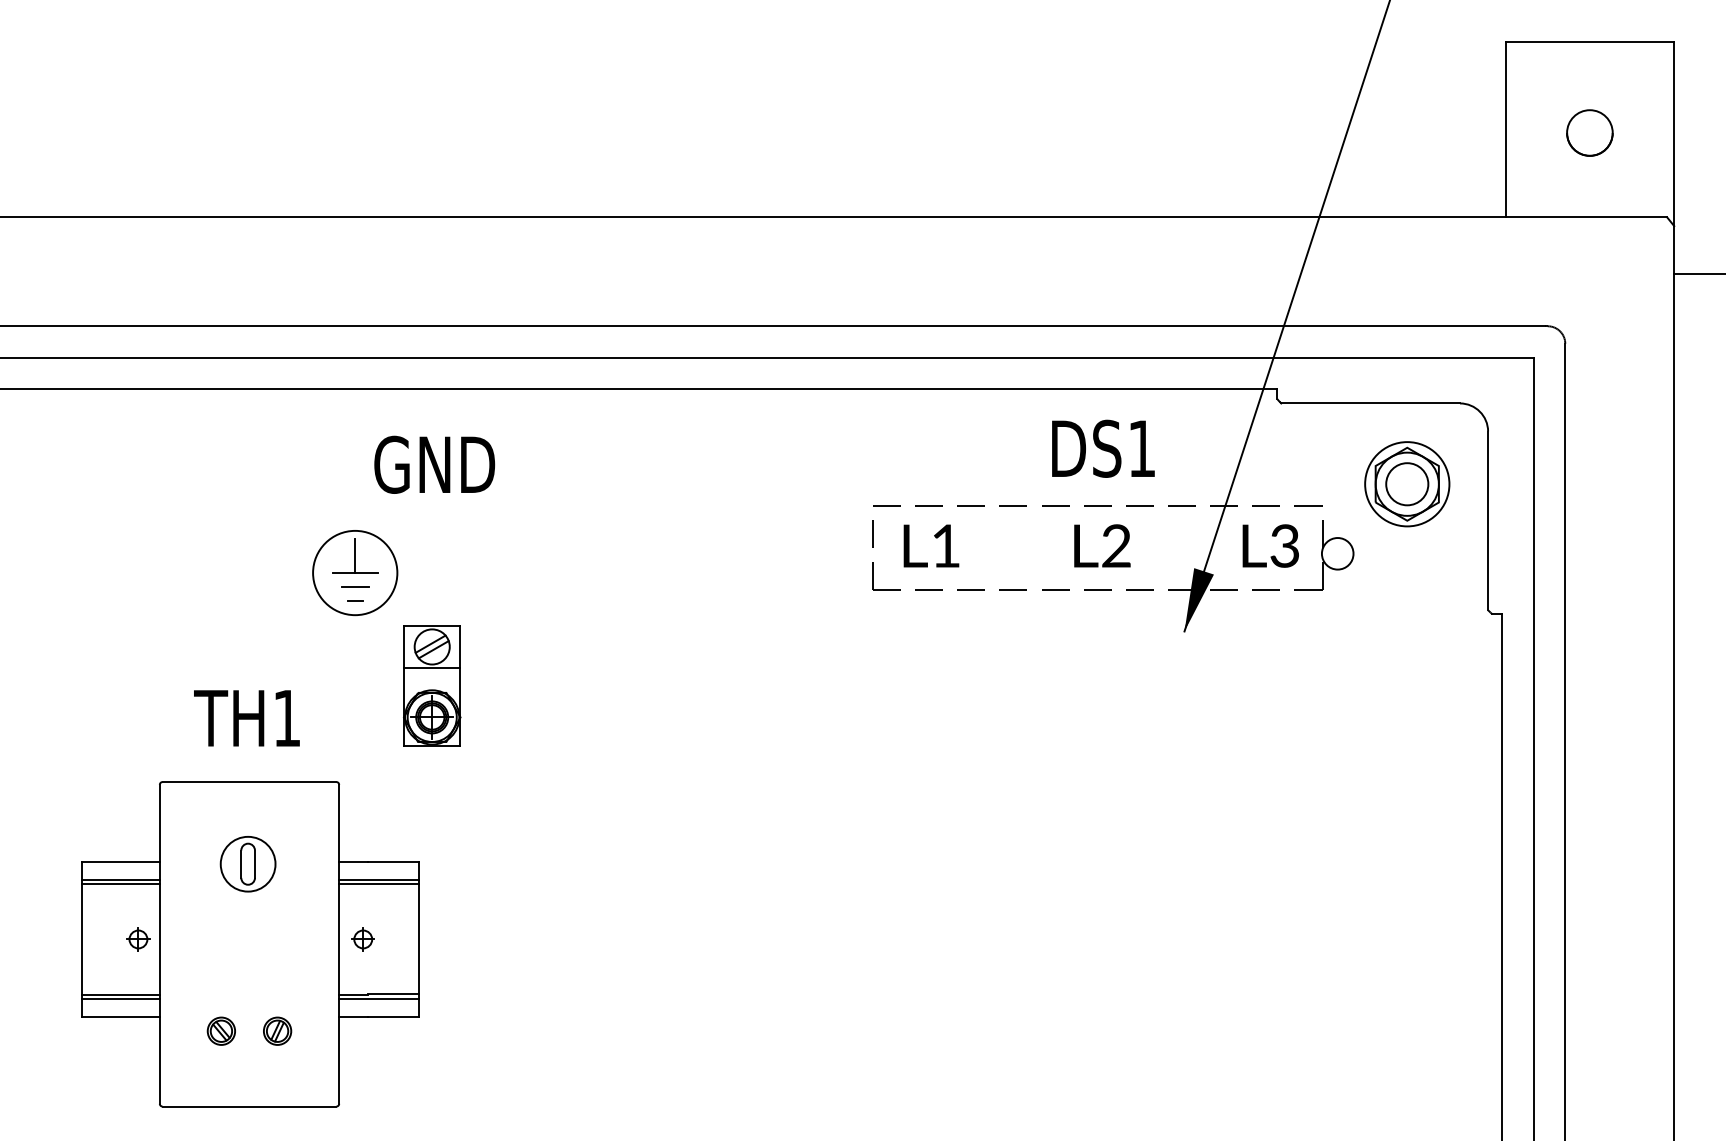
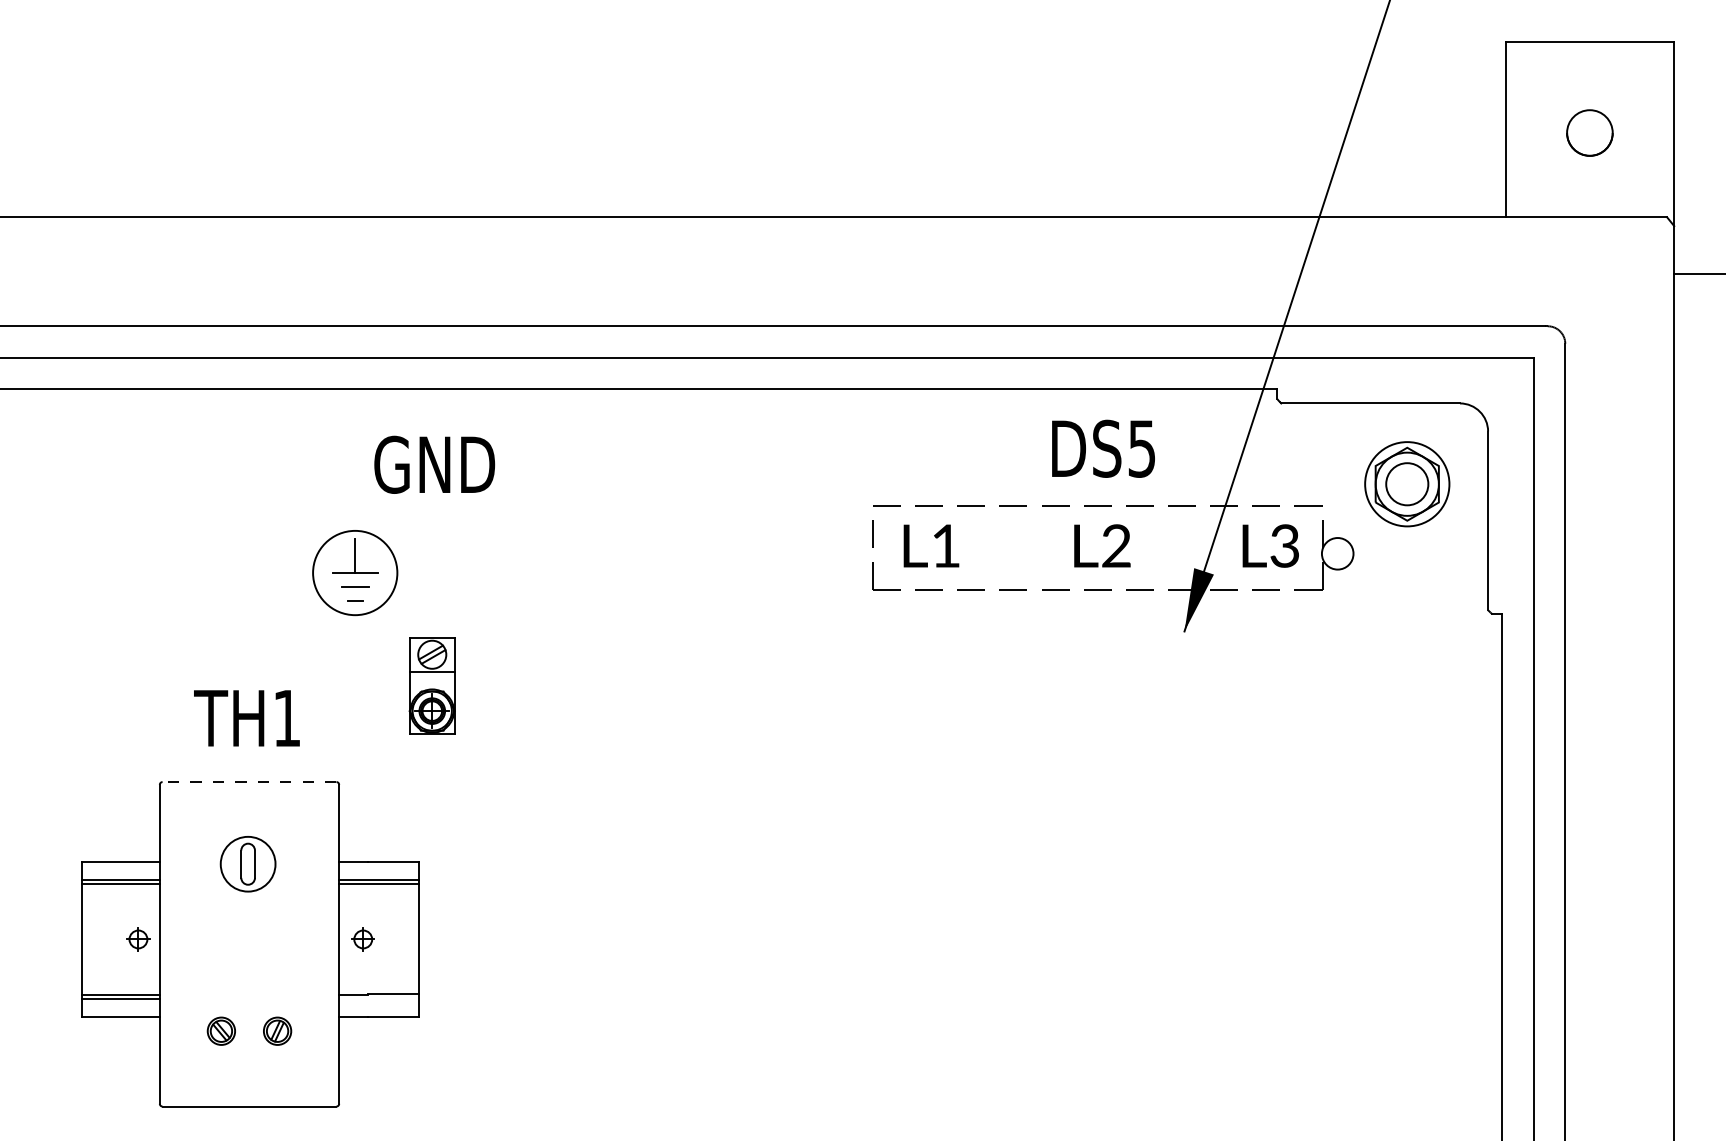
text: DS1 -> DS5 (1141, 448)
part size: 59x122 px -> 48x98 px (431, 685)
line: solid -> dashed (249, 782)
line: present -> none (379, 999)
